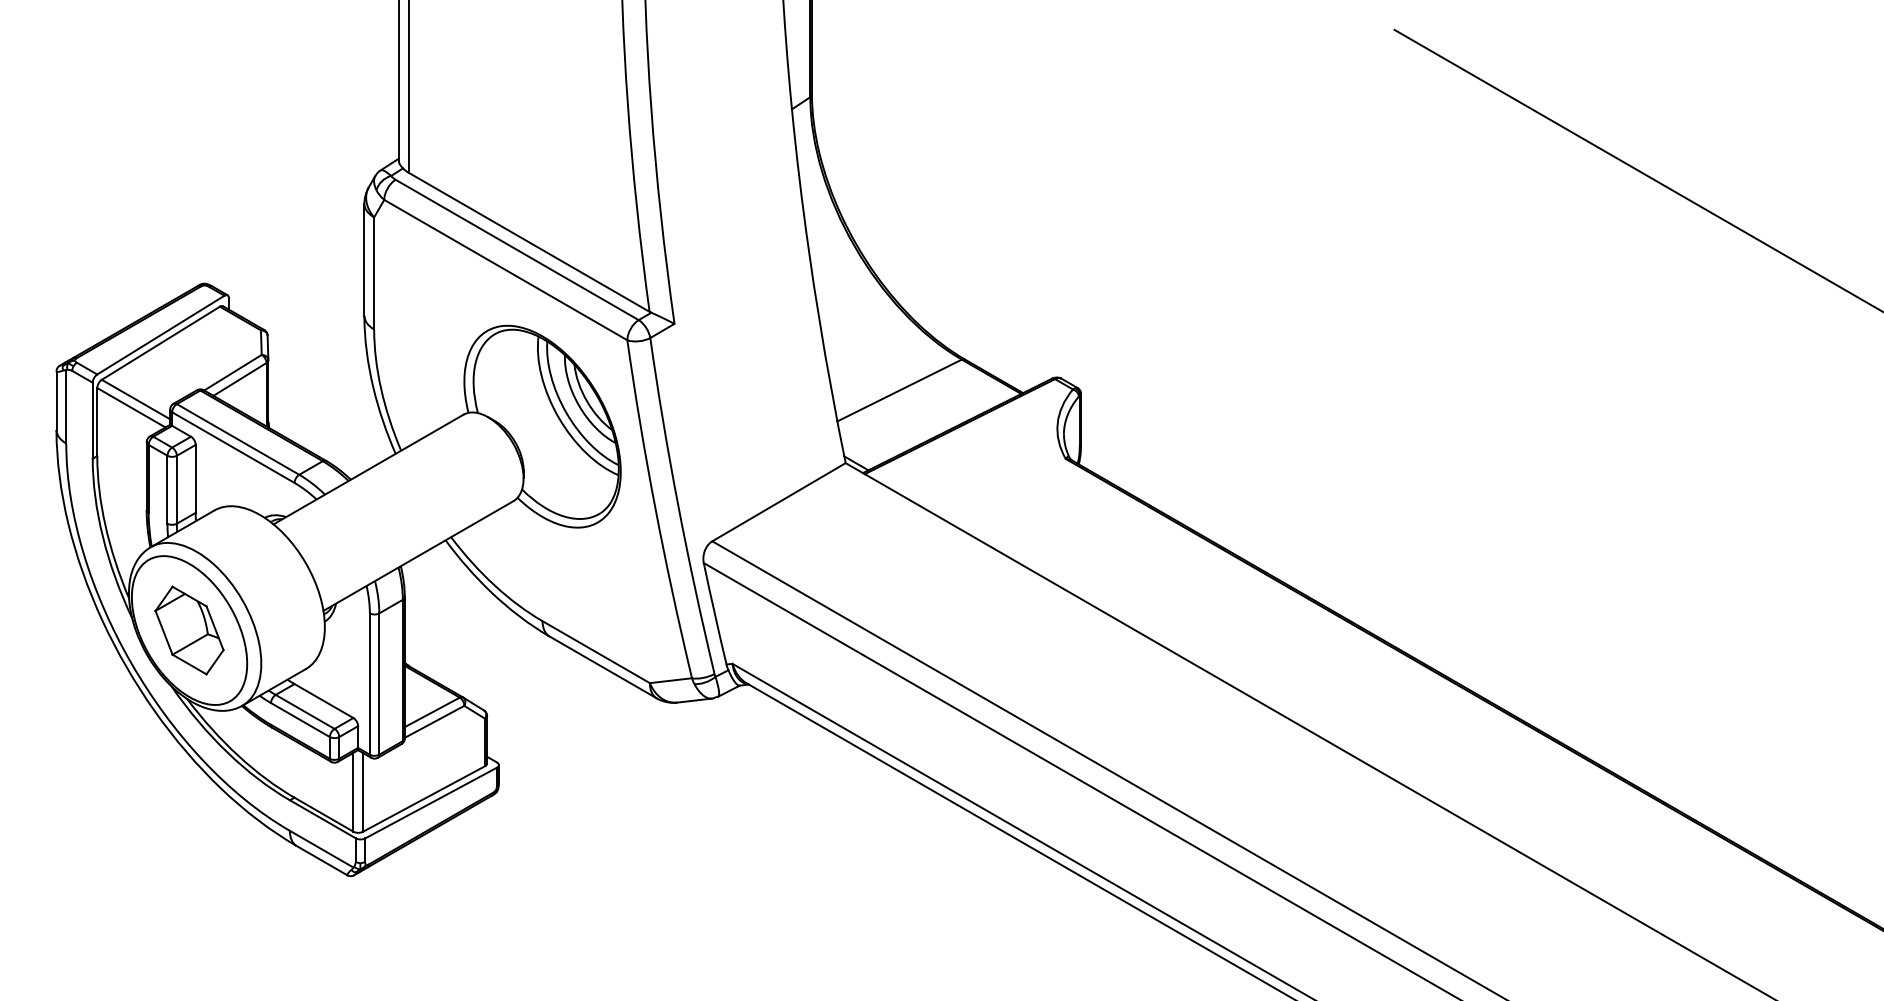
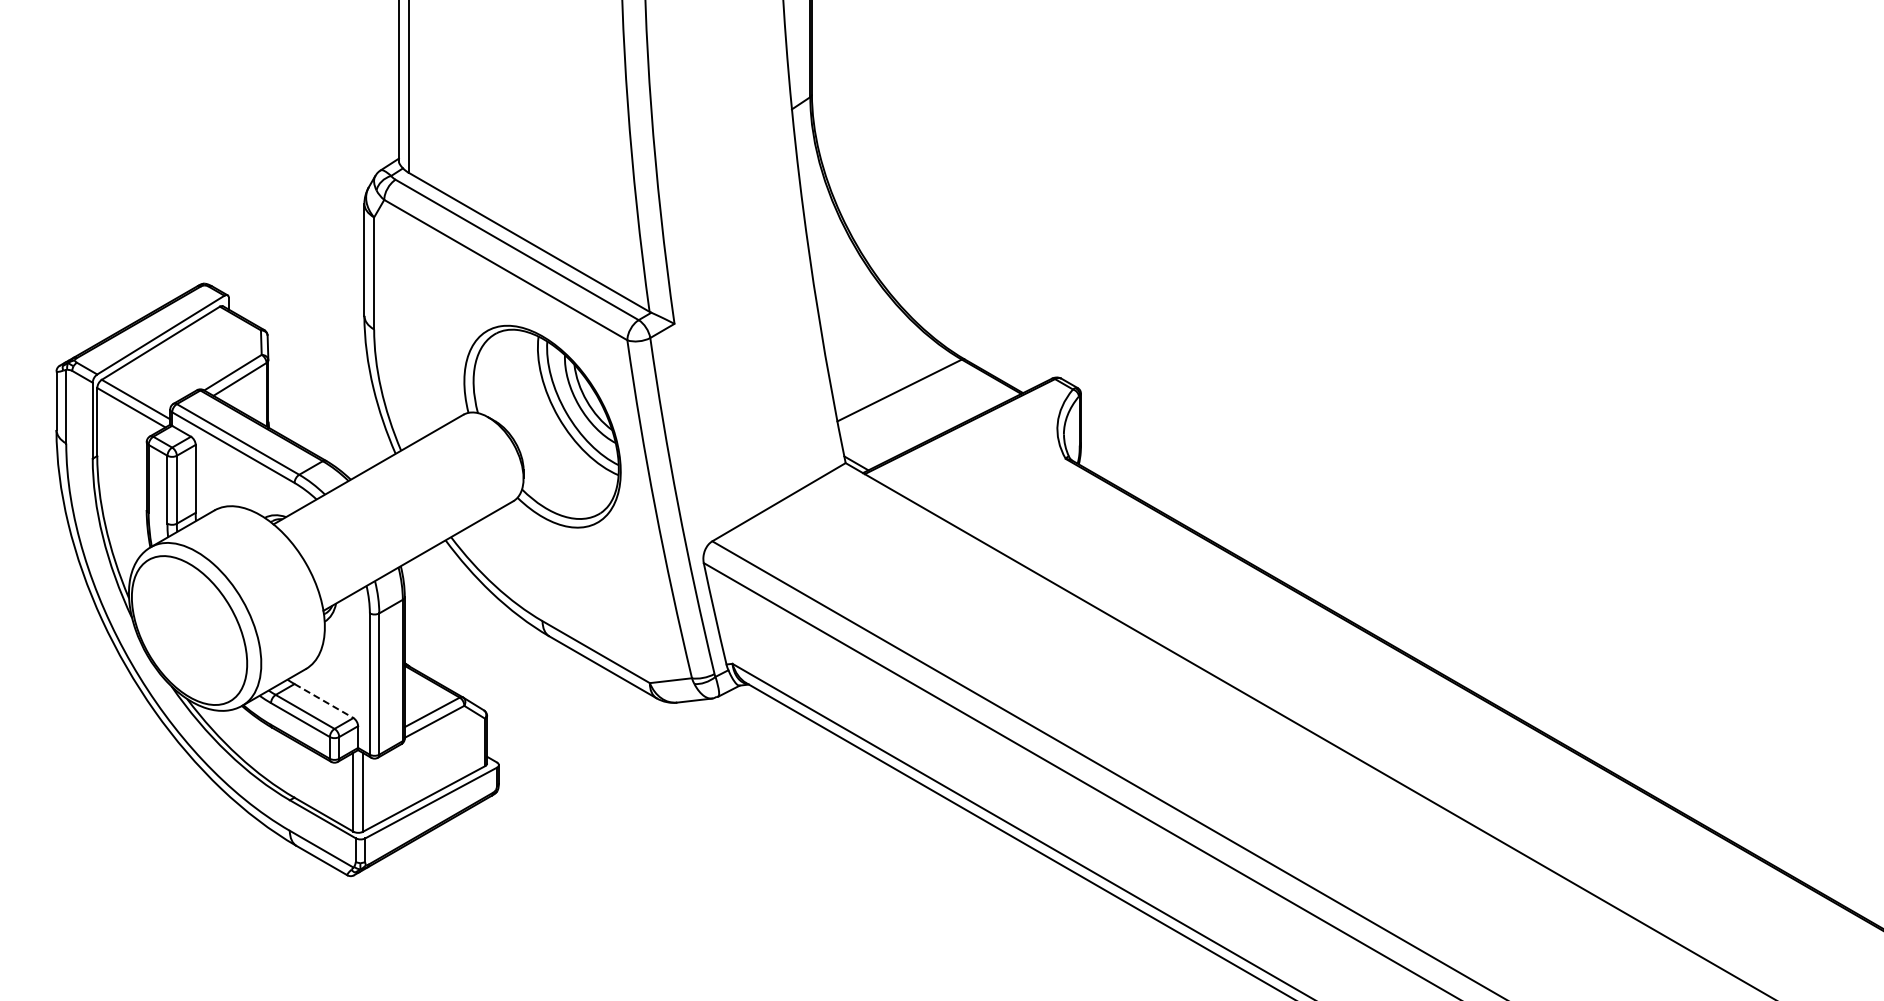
line: present -> none (1637, 169)
part: present -> none (189, 630)
line: solid -> dashed (323, 701)
